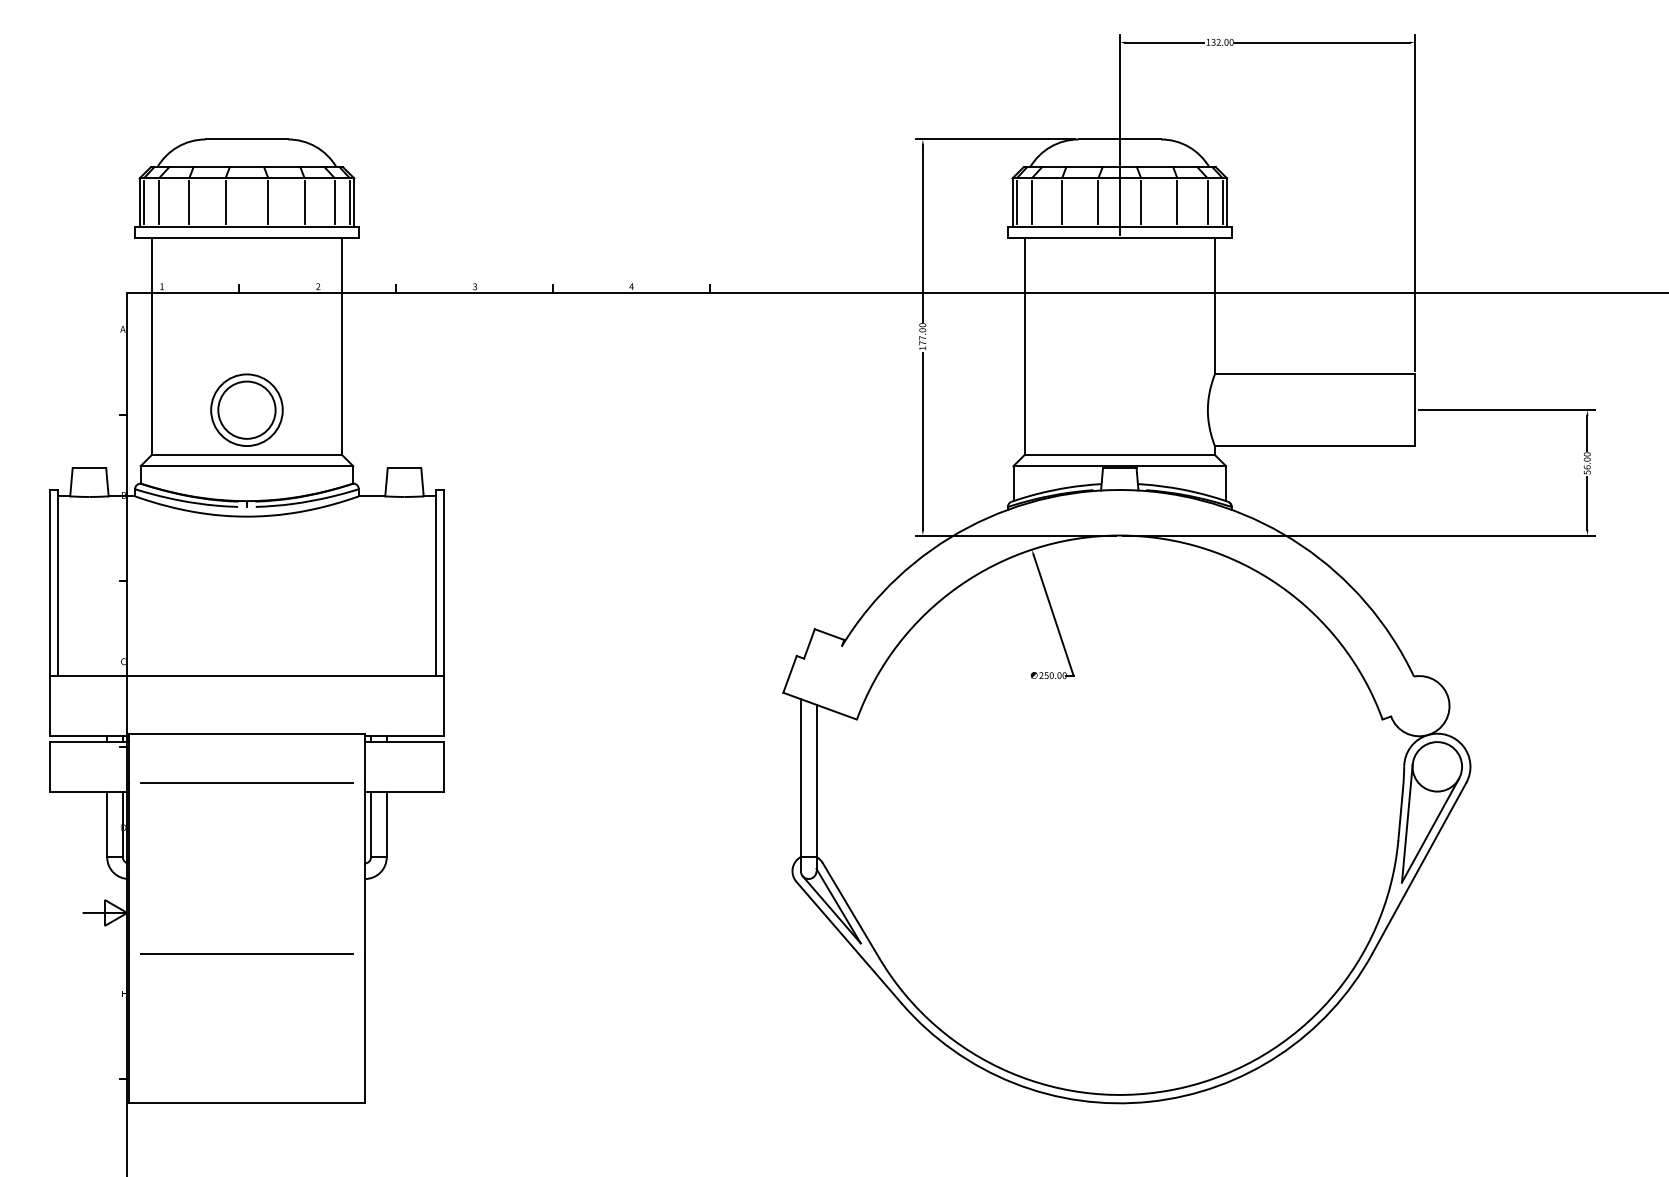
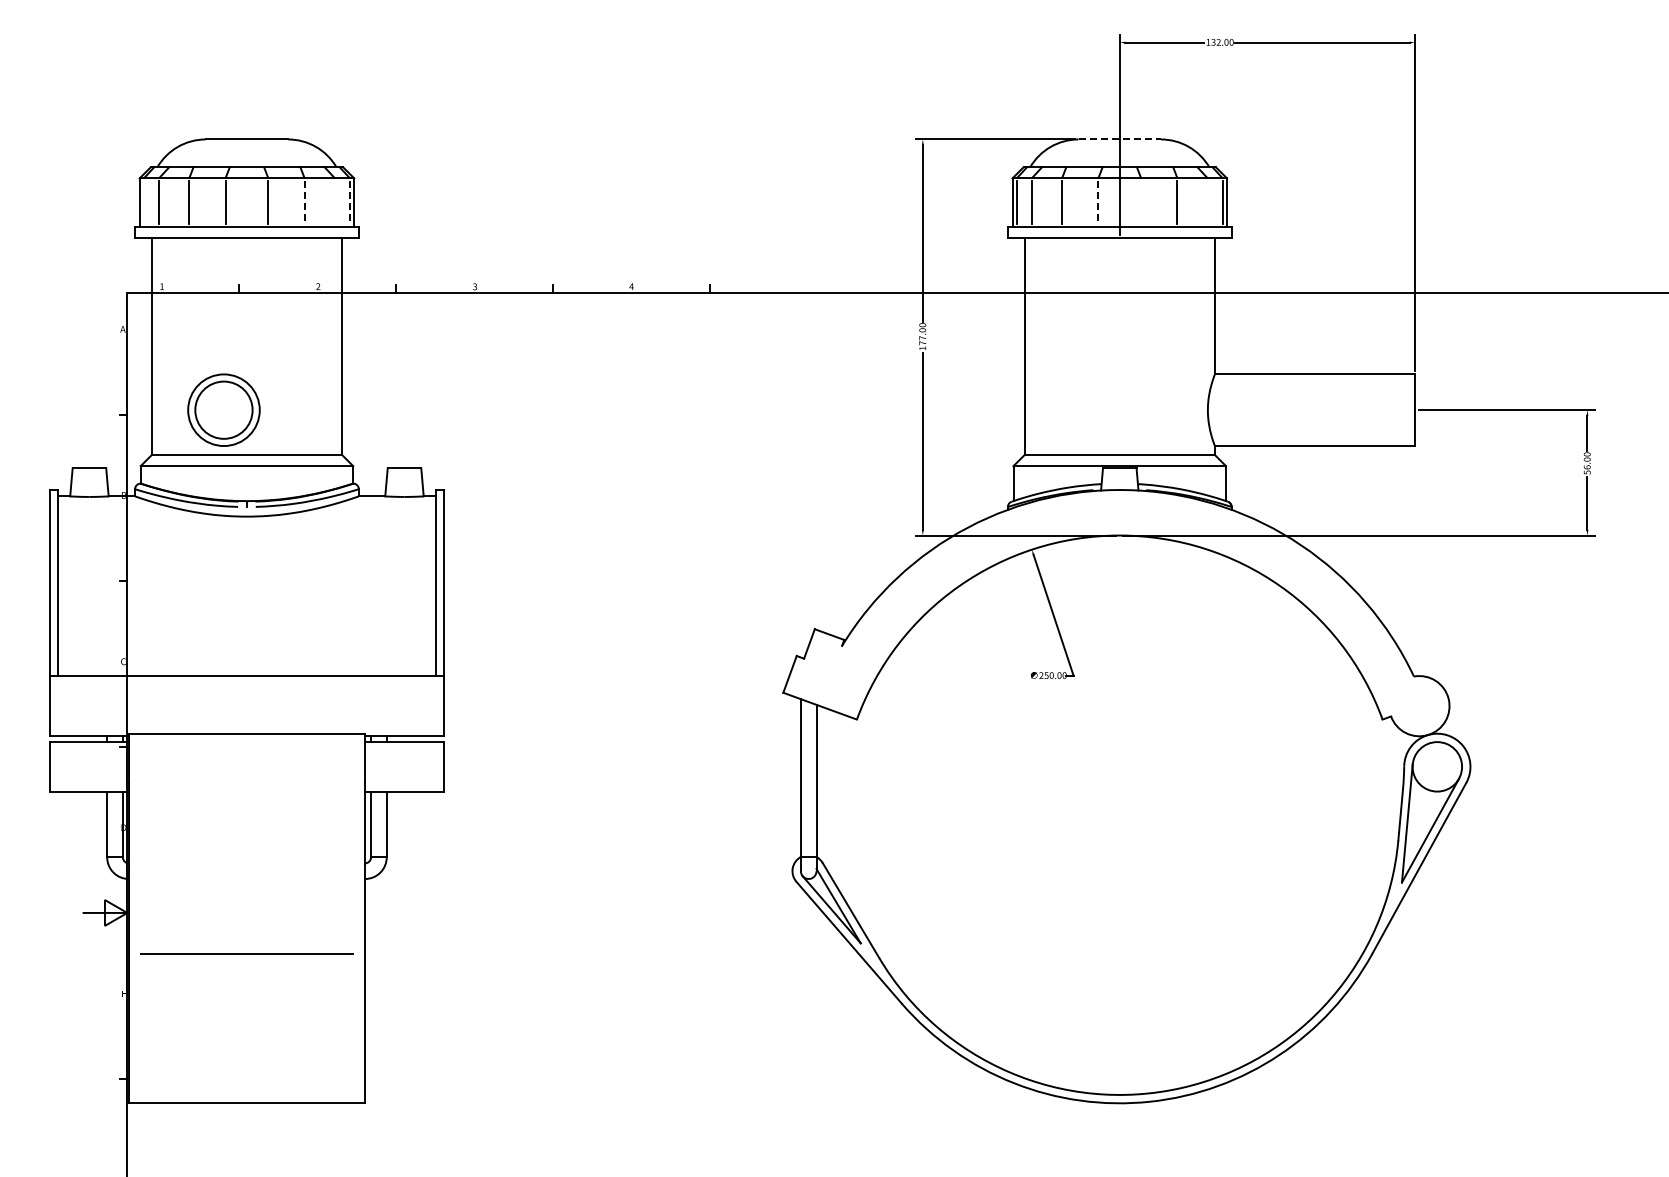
line: solid -> dashed (1120, 139)
line: present -> none (143, 202)
line: solid -> dashed (304, 202)
line: present -> none (334, 202)
line: solid -> dashed (349, 202)
line: solid -> dashed (1098, 202)
line: present -> none (1141, 202)
line: present -> none (1207, 202)
part position: (246, 409) -> (223, 409) (223, 409)
line: present -> none (246, 782)
